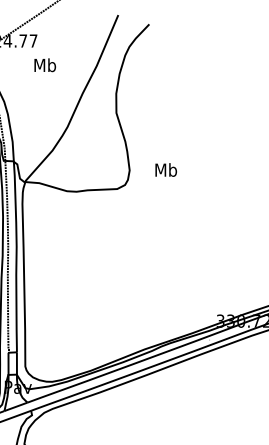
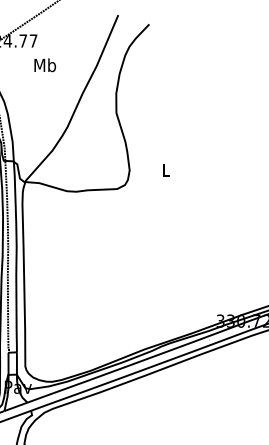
text: Mb -> L (166, 169)
